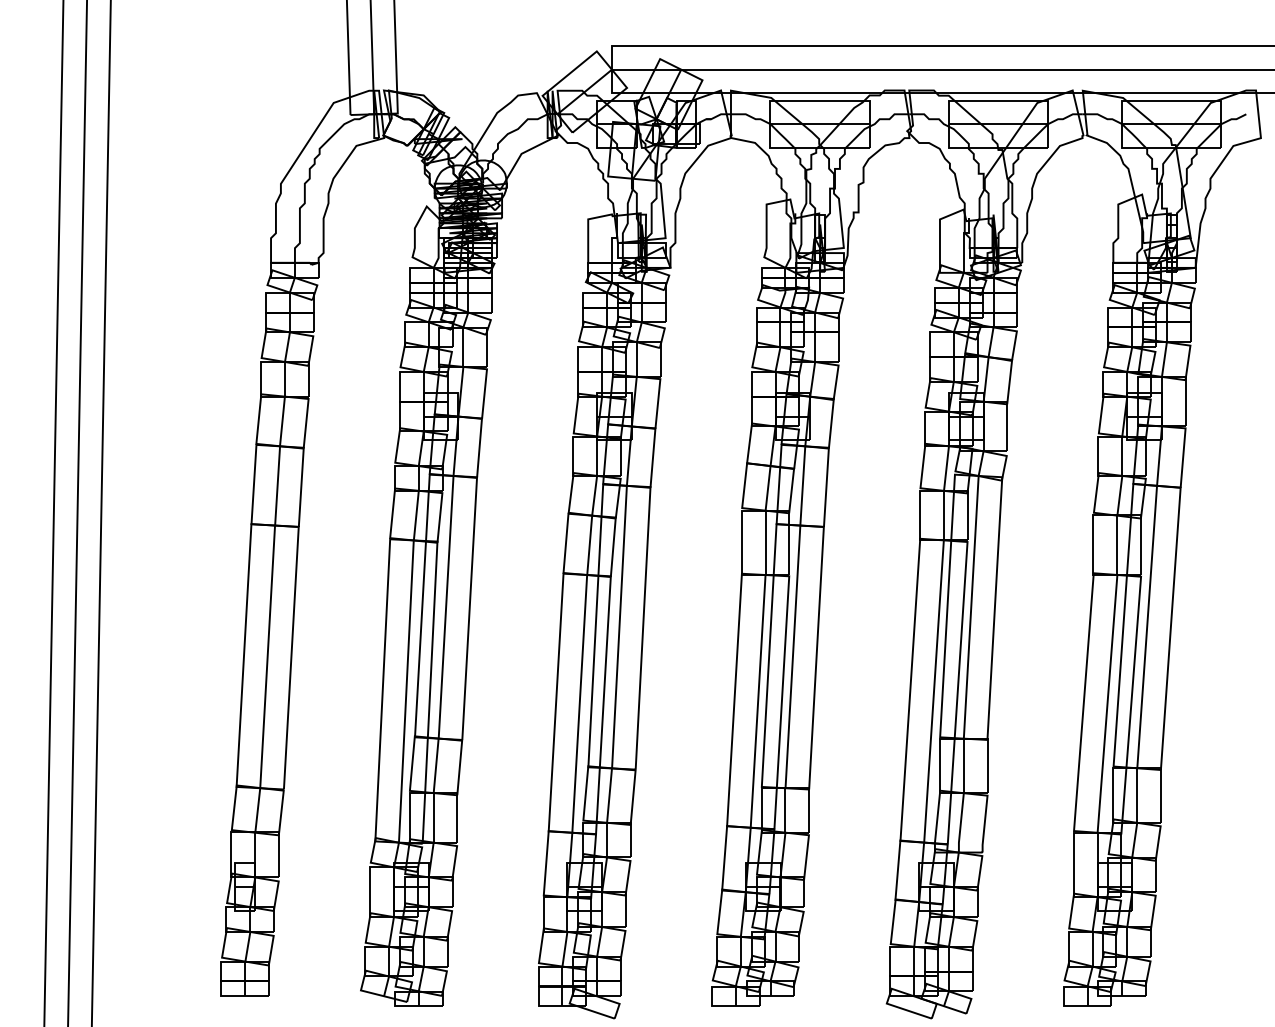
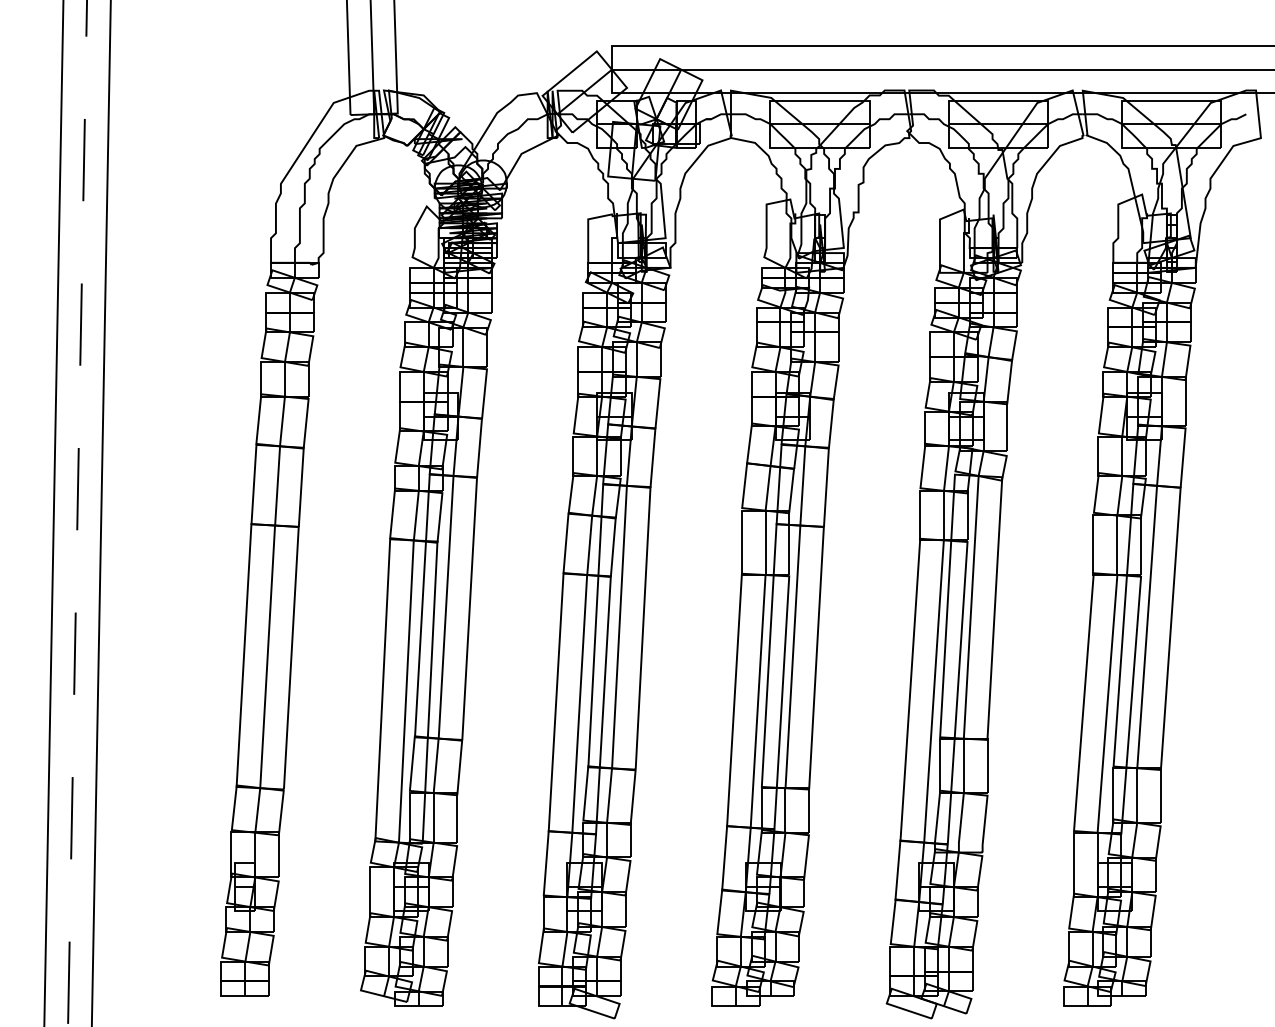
line: solid -> dashed (77, 513)
